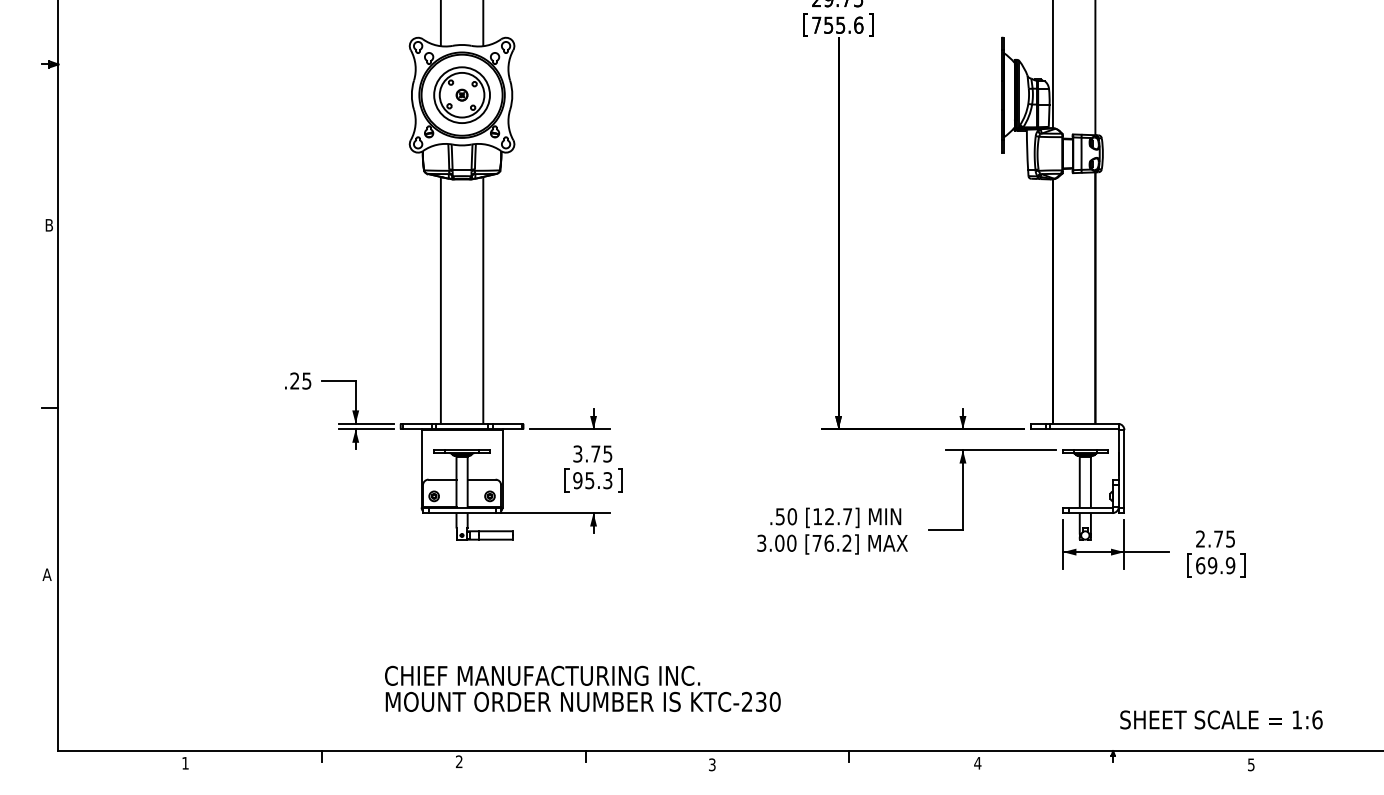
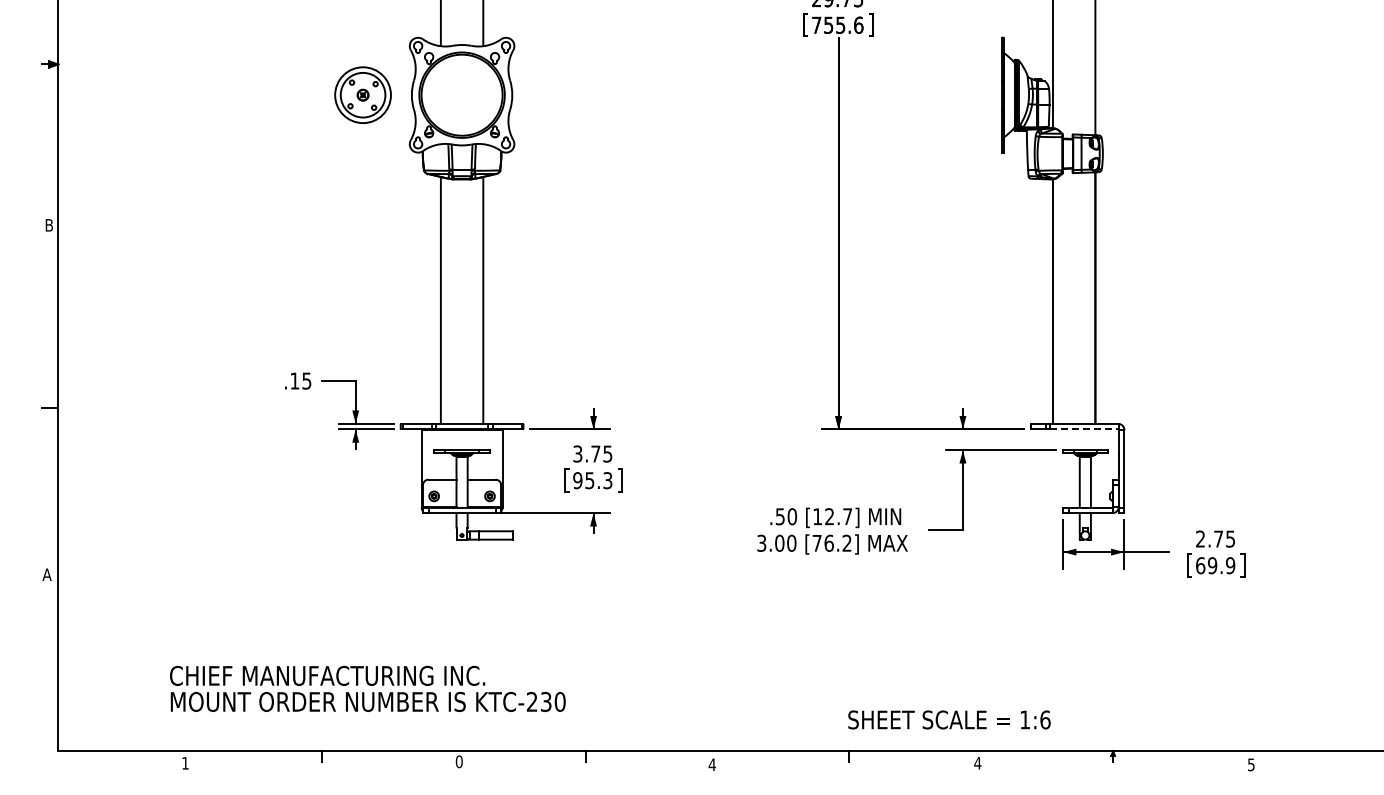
part position: (461, 94) -> (362, 94) (362, 94)
text: .25 -> .15 (294, 380)
line: solid -> dashed (1084, 429)
text position: (582, 688) -> (367, 688) (367, 688)
text position: (1221, 719) -> (949, 719) (949, 719)
text: 2 -> 0 (458, 761)
text: 3 -> 4 (711, 764)
